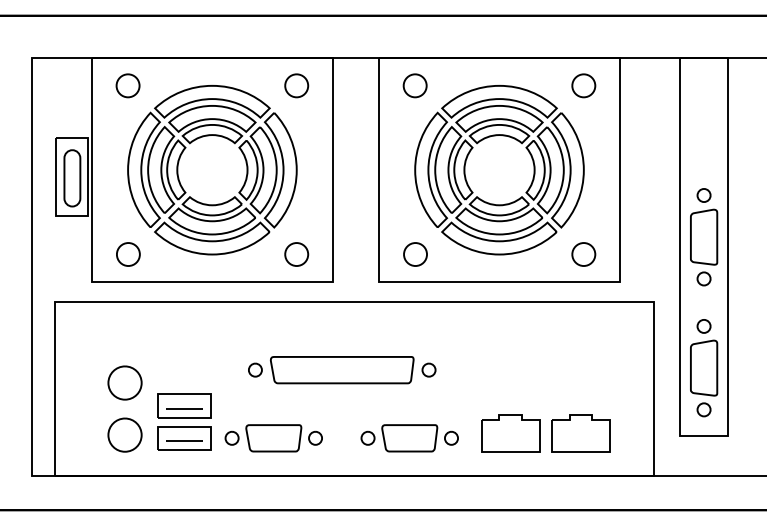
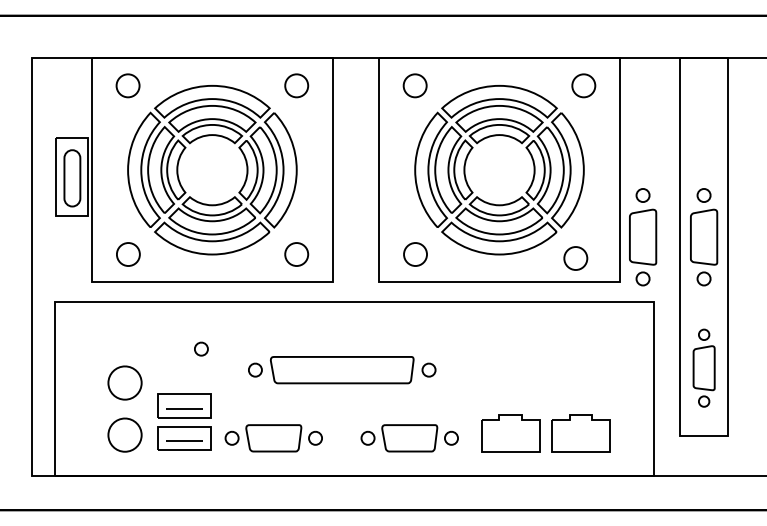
part: none -> present (643, 237)
part position: (583, 254) -> (575, 258) (575, 258)
part: none -> present (201, 348)
part size: 29x99 px -> 24x80 px (703, 367)
